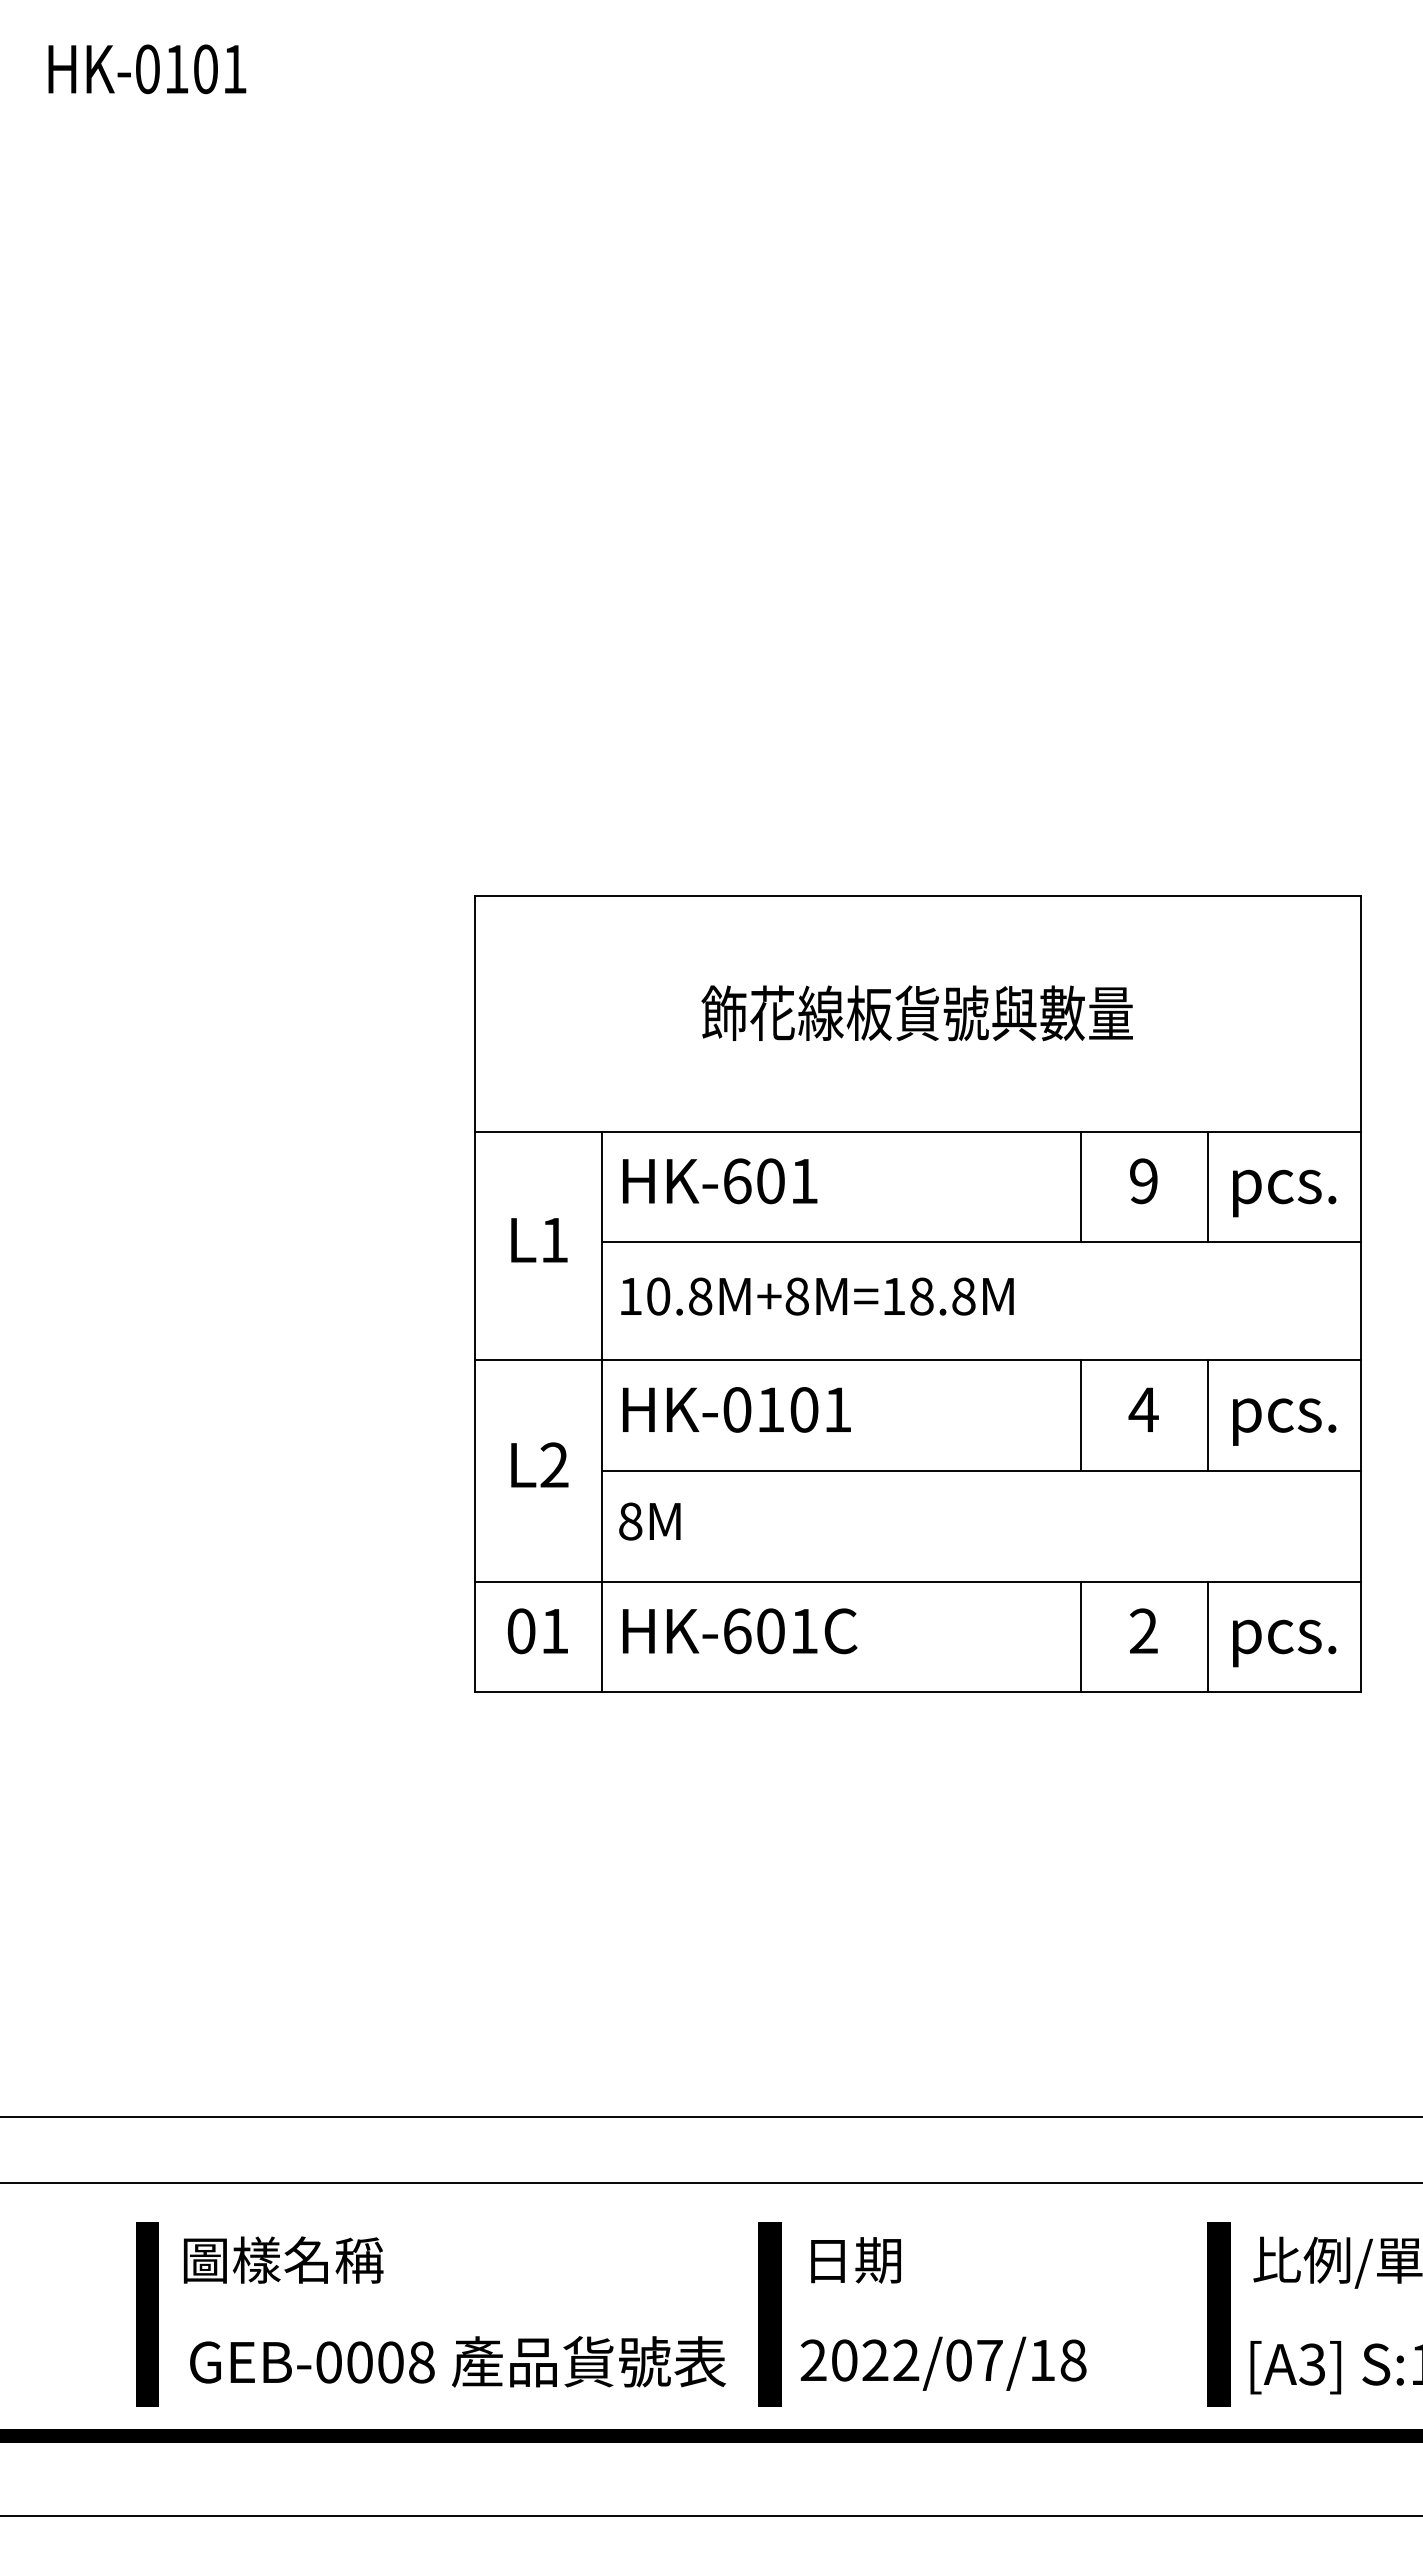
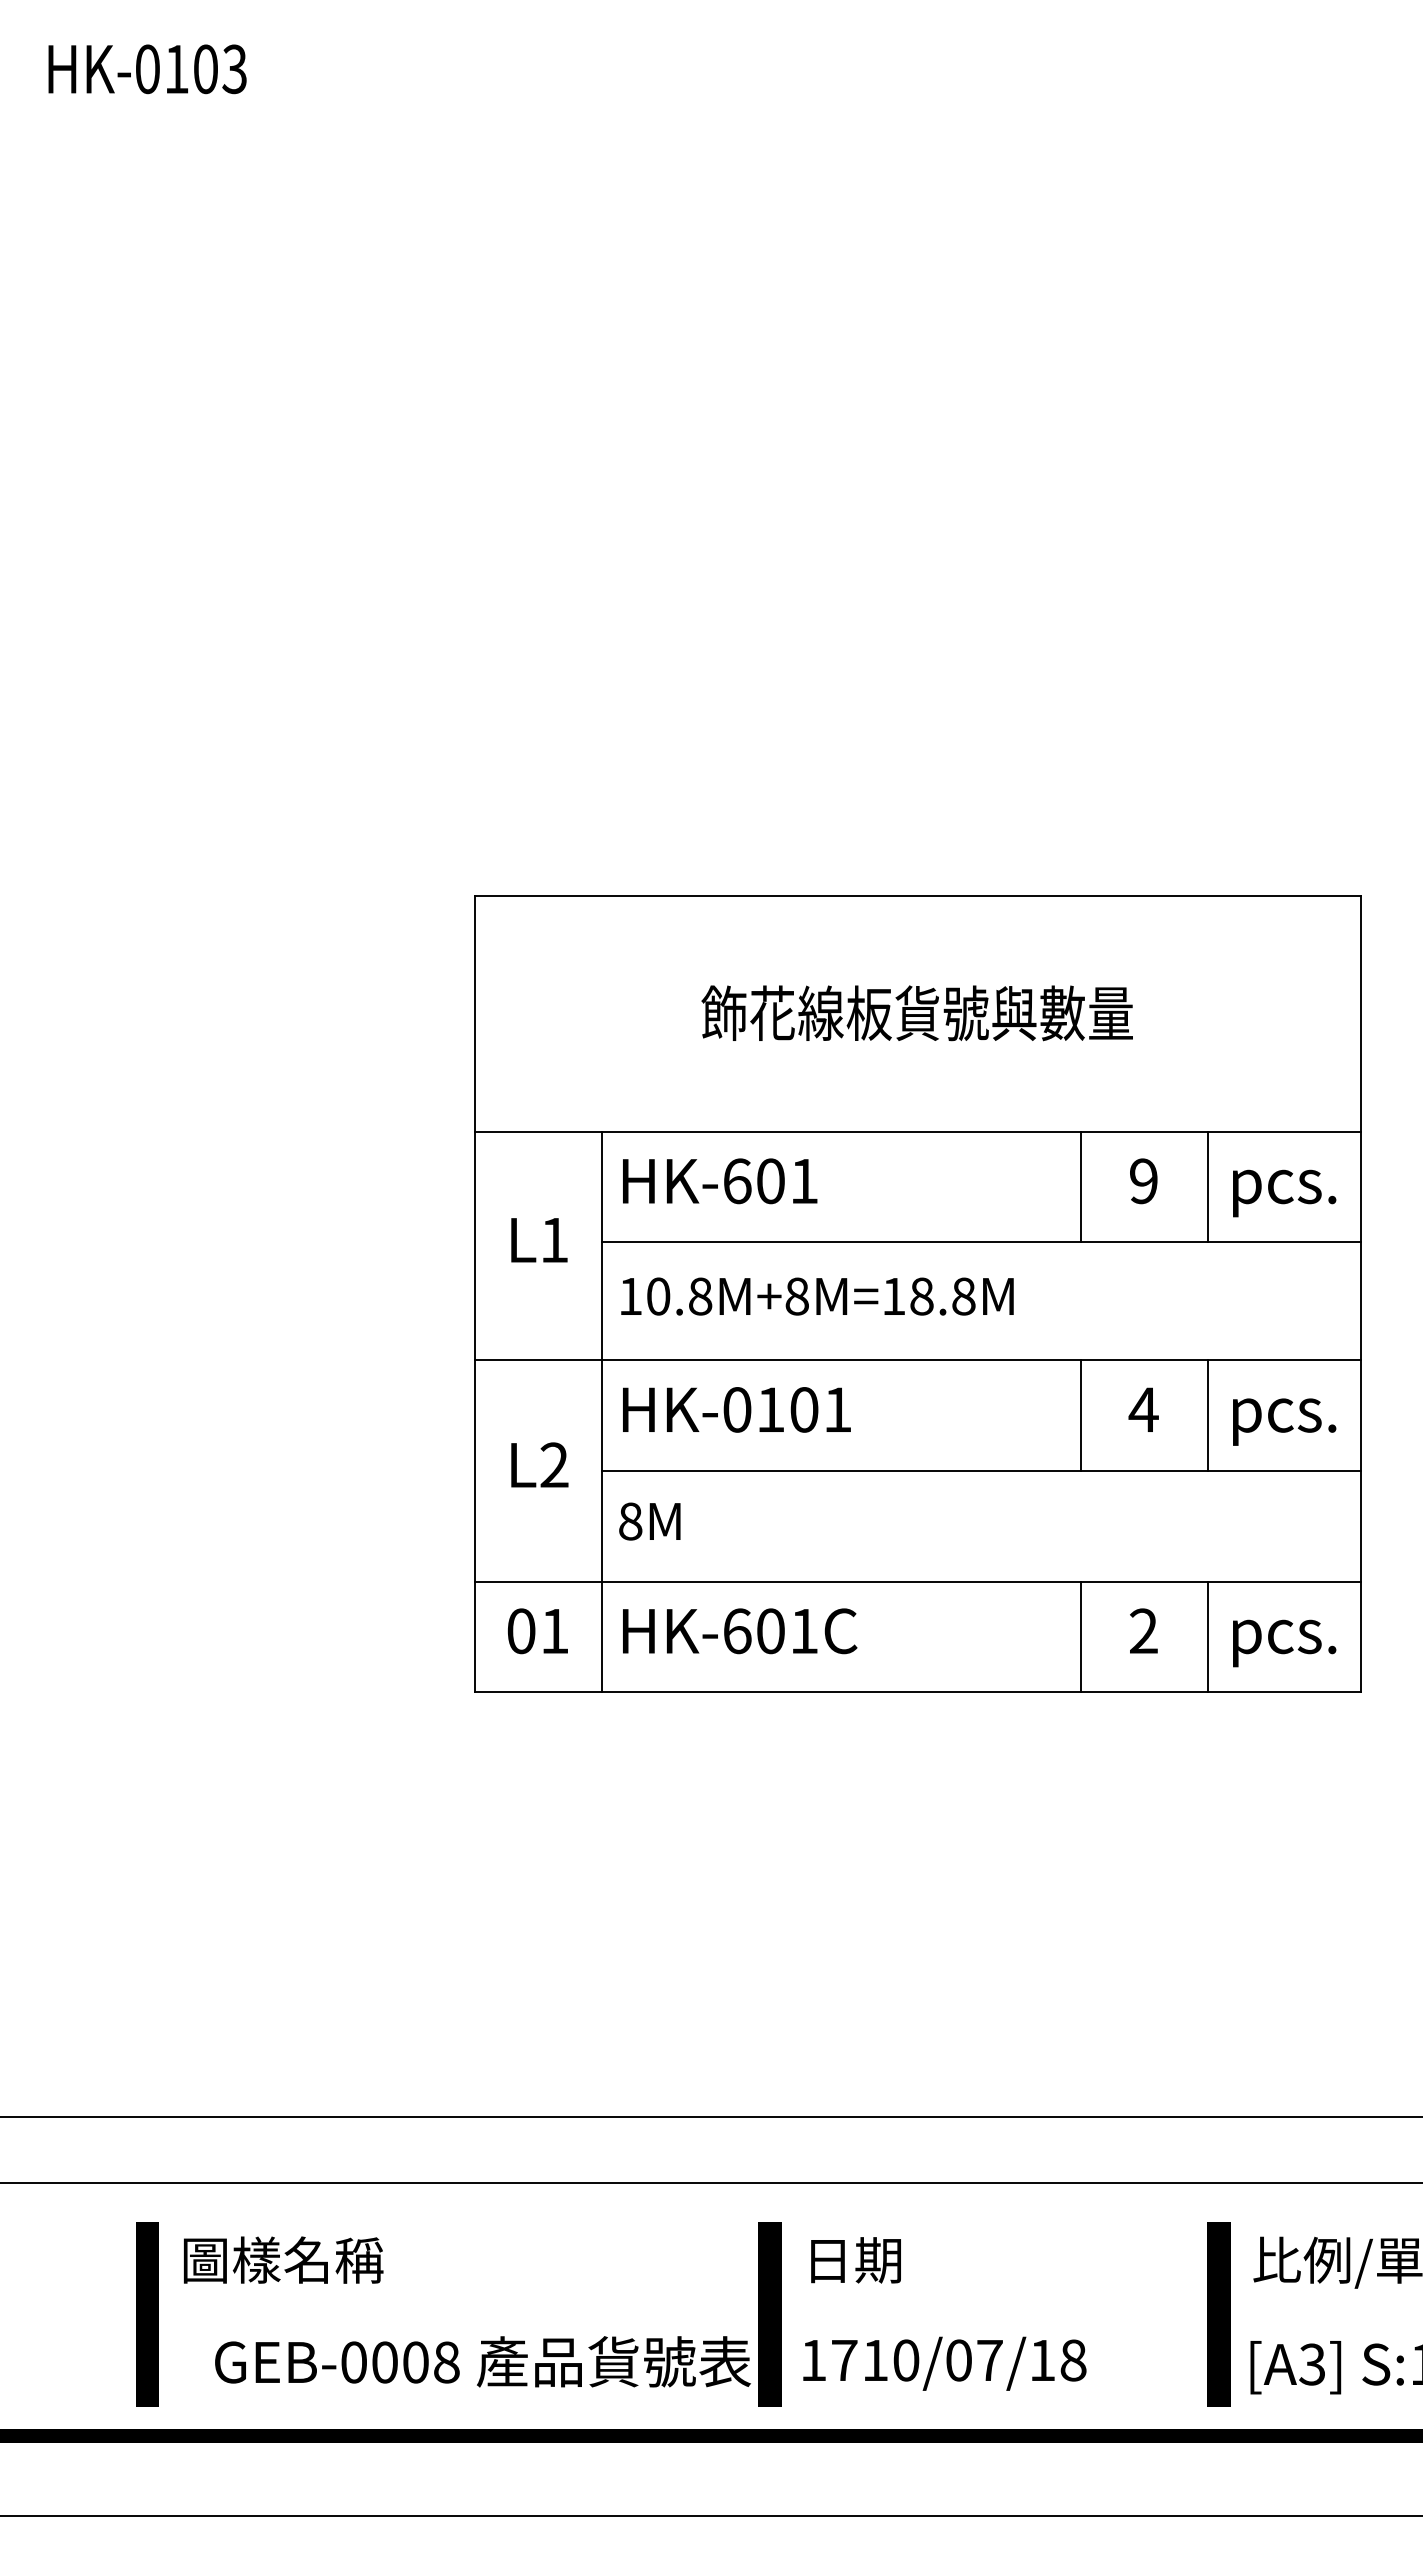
text: HK-0101 -> HK-0103 (234, 69)
text: 2022/07/18 -> 1710/07/18 (859, 2360)
text position: (457, 2361) -> (482, 2361) (482, 2361)
